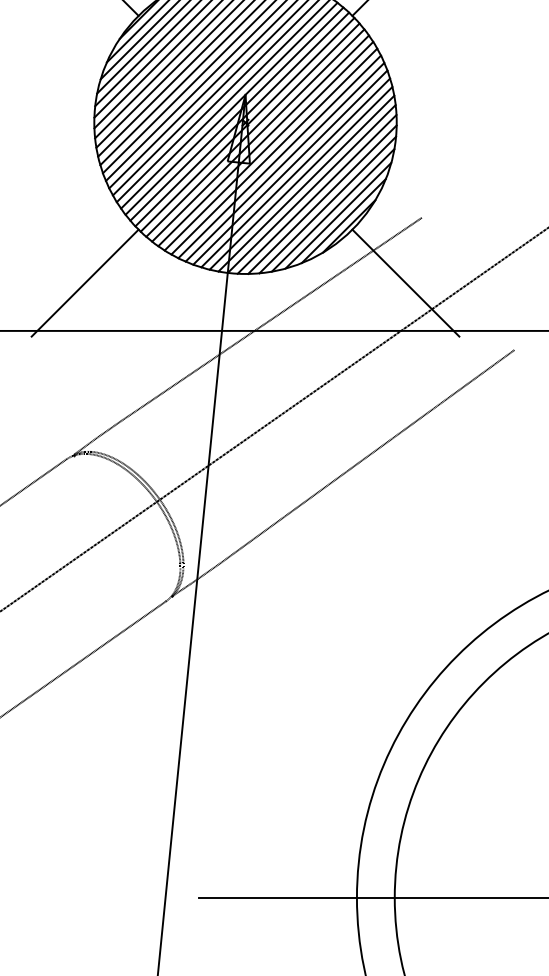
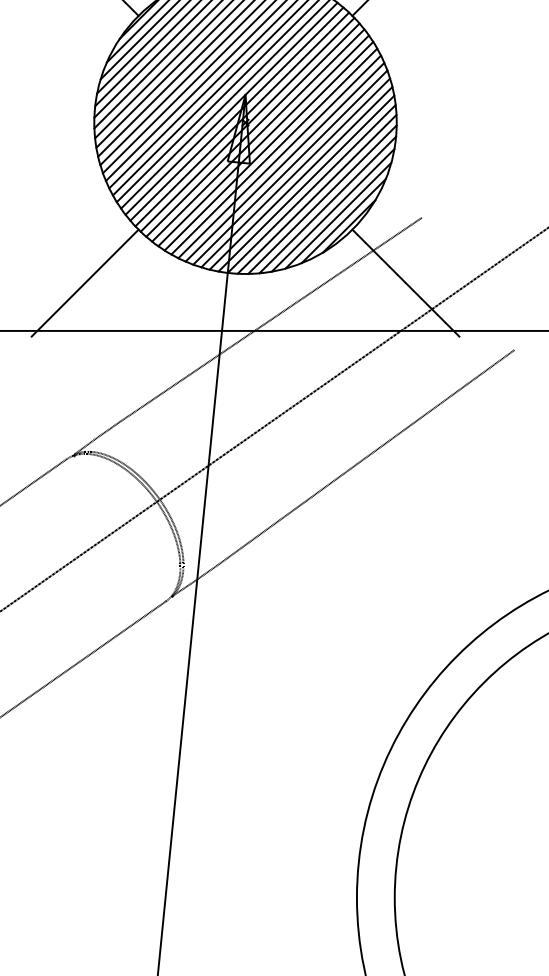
line: present -> none (371, 897)
